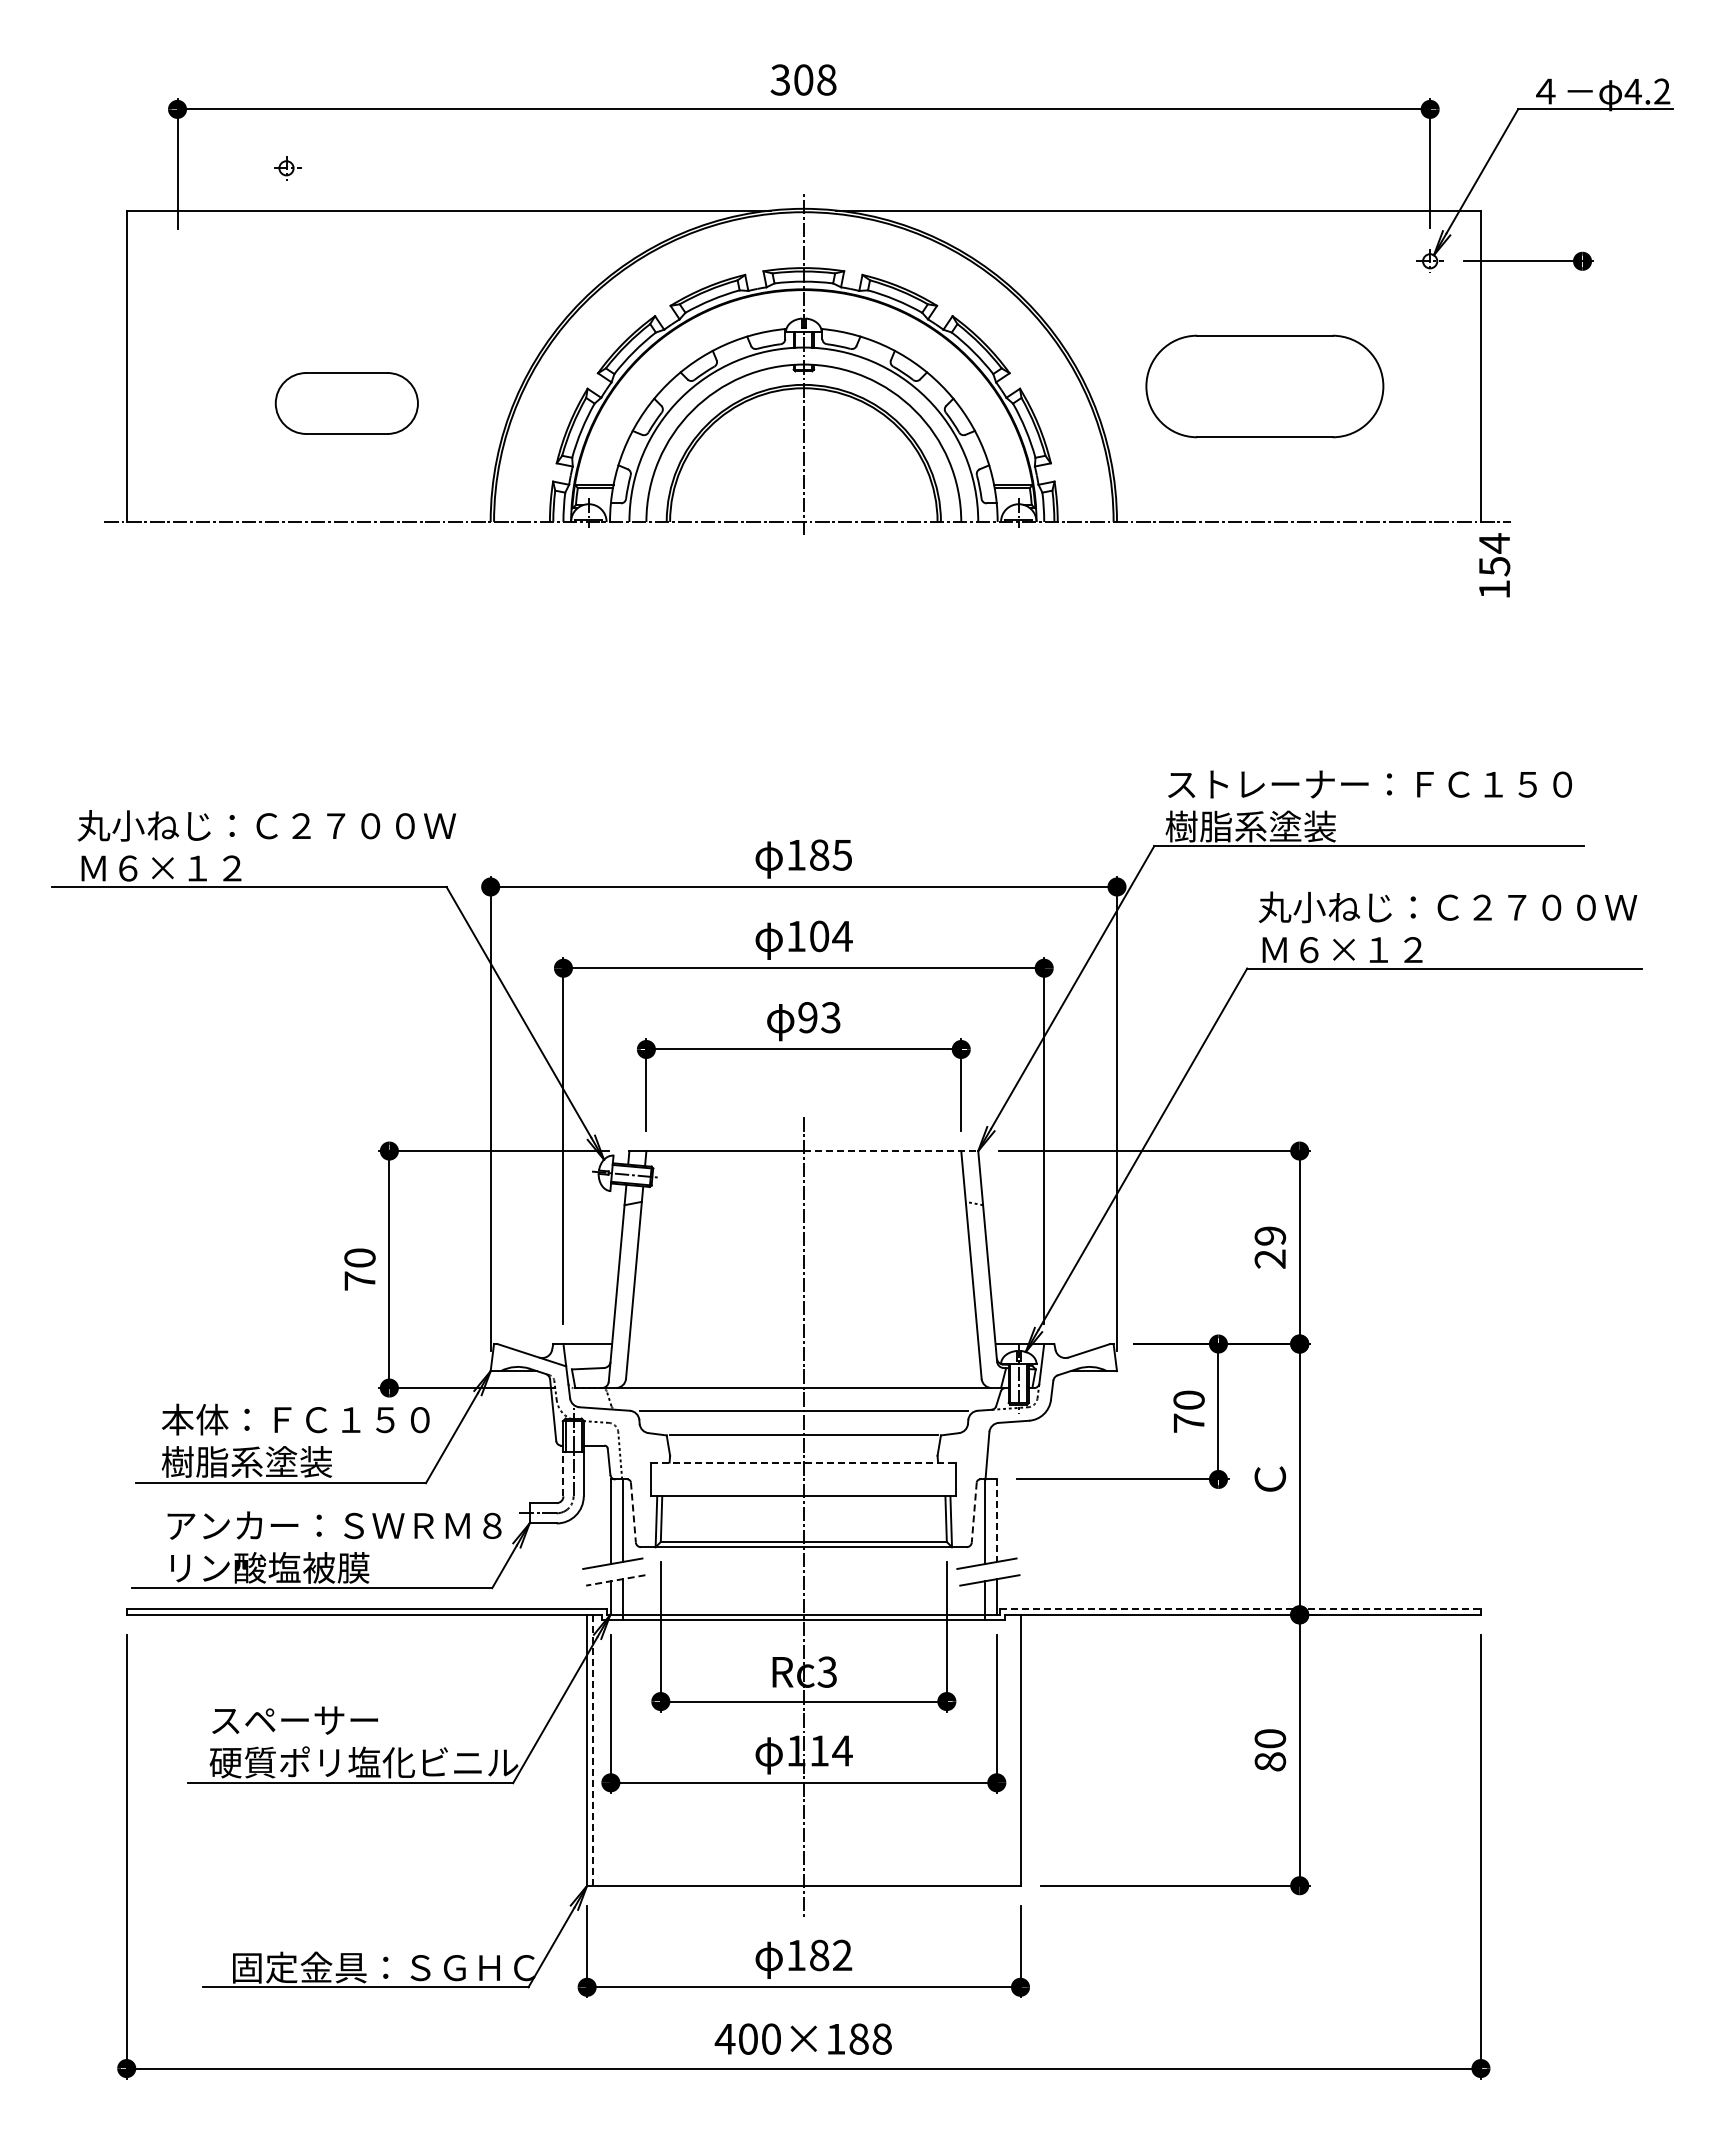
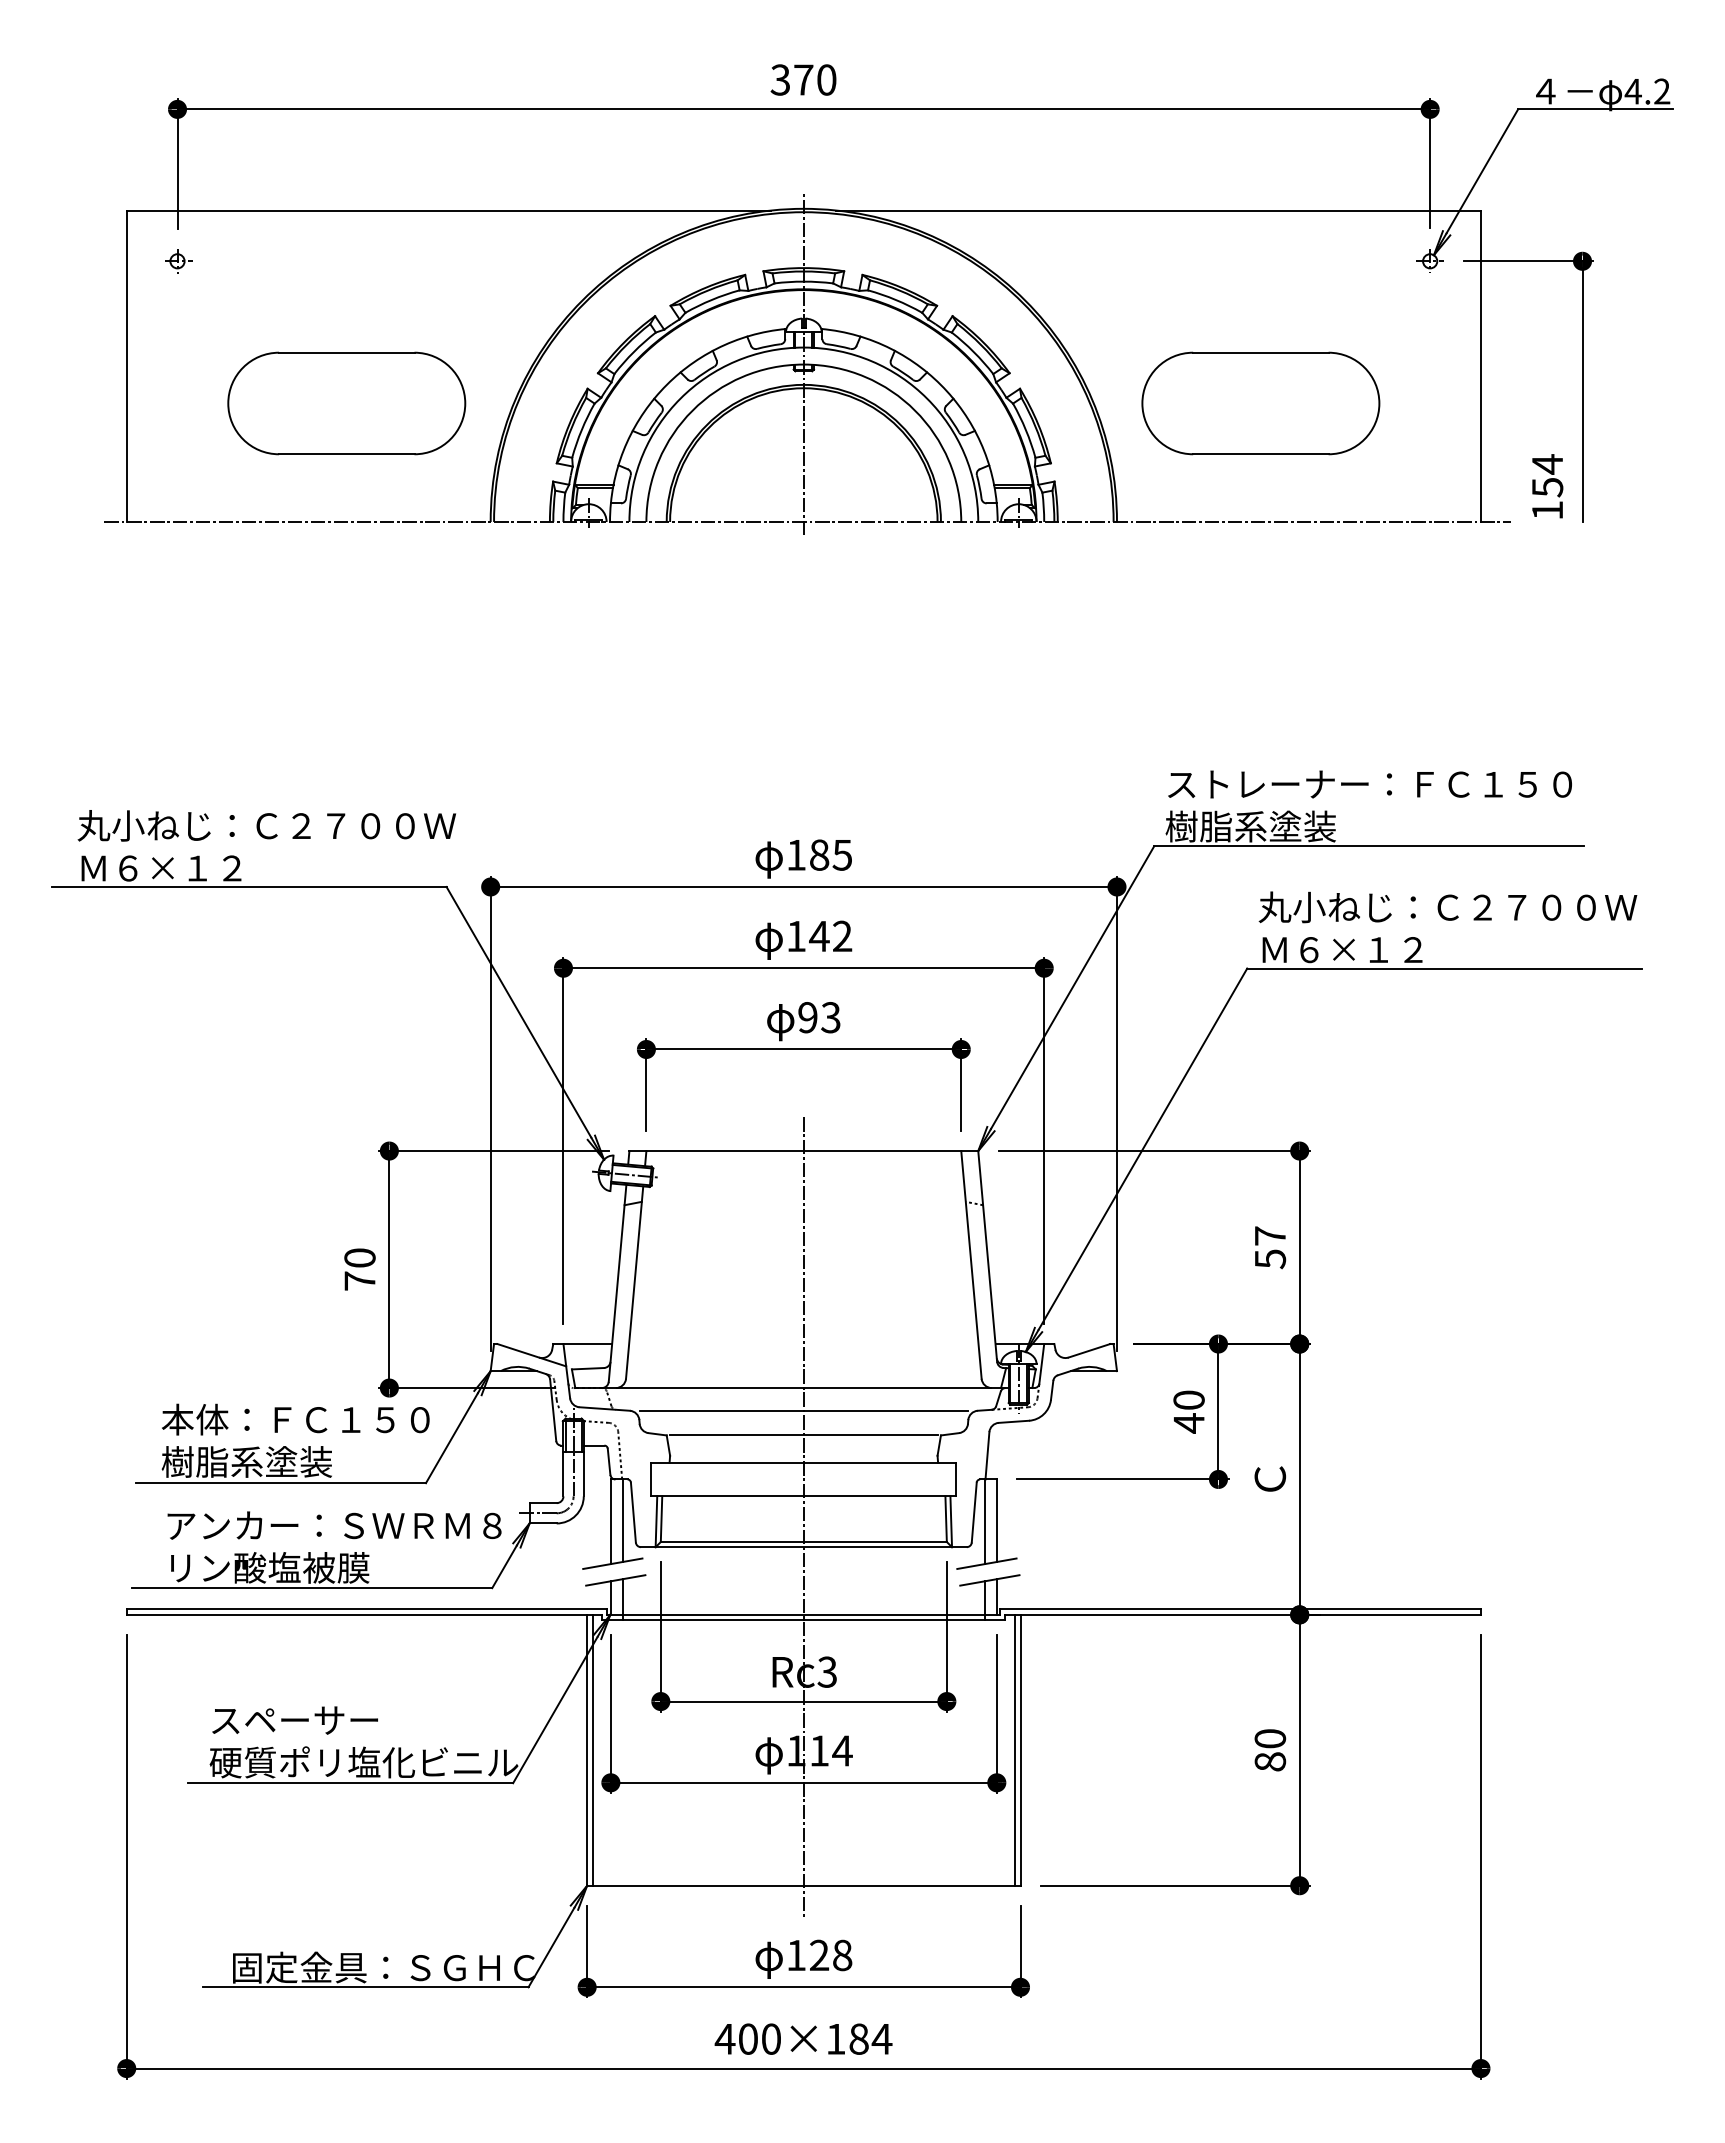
text: 308 -> 370 (815, 79)
part position: (287, 168) -> (178, 261) (178, 261)
part position: (1264, 386) -> (1260, 403) (1260, 403)
line: none -> present (1582, 391)
part size: 145x63 px -> 240x105 px (346, 403)
text position: (1494, 565) -> (1547, 486) (1547, 486)
text: 104 -> 142 (830, 936)
line: dashed -> solid (891, 1151)
text: 29 -> 57 (1270, 1247)
text: 70 -> 40 (1188, 1423)
line: dashed -> solid (804, 1462)
line: dashed -> solid (563, 1473)
line: dashed -> solid (633, 1513)
line: dashed -> solid (974, 1513)
line: dashed -> solid (996, 1521)
line: dashed -> solid (615, 1580)
line: dashed -> solid (1240, 1609)
line: none -> present (1015, 1749)
line: dashed -> solid (592, 1750)
text: 182 -> 128 (831, 1955)
text: 400×188 -> 400×184 (881, 2038)
